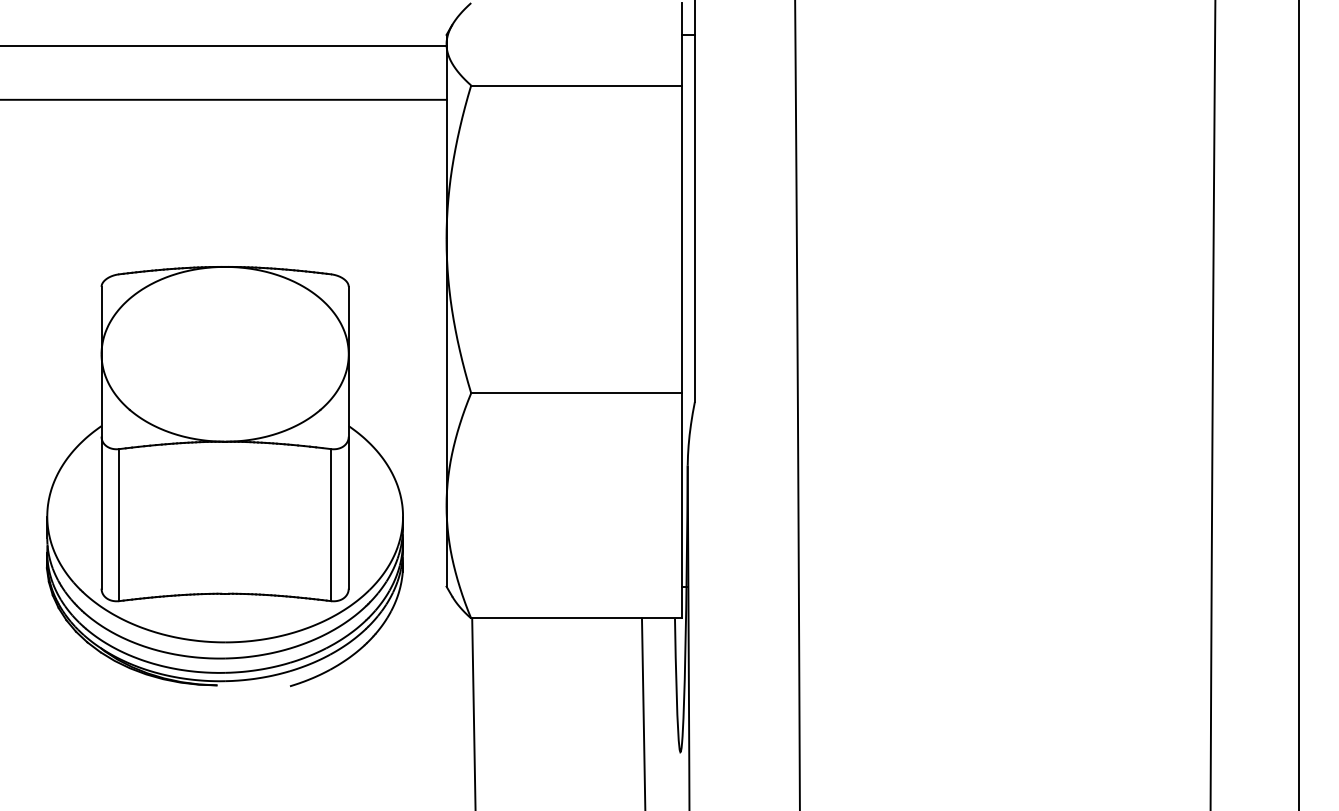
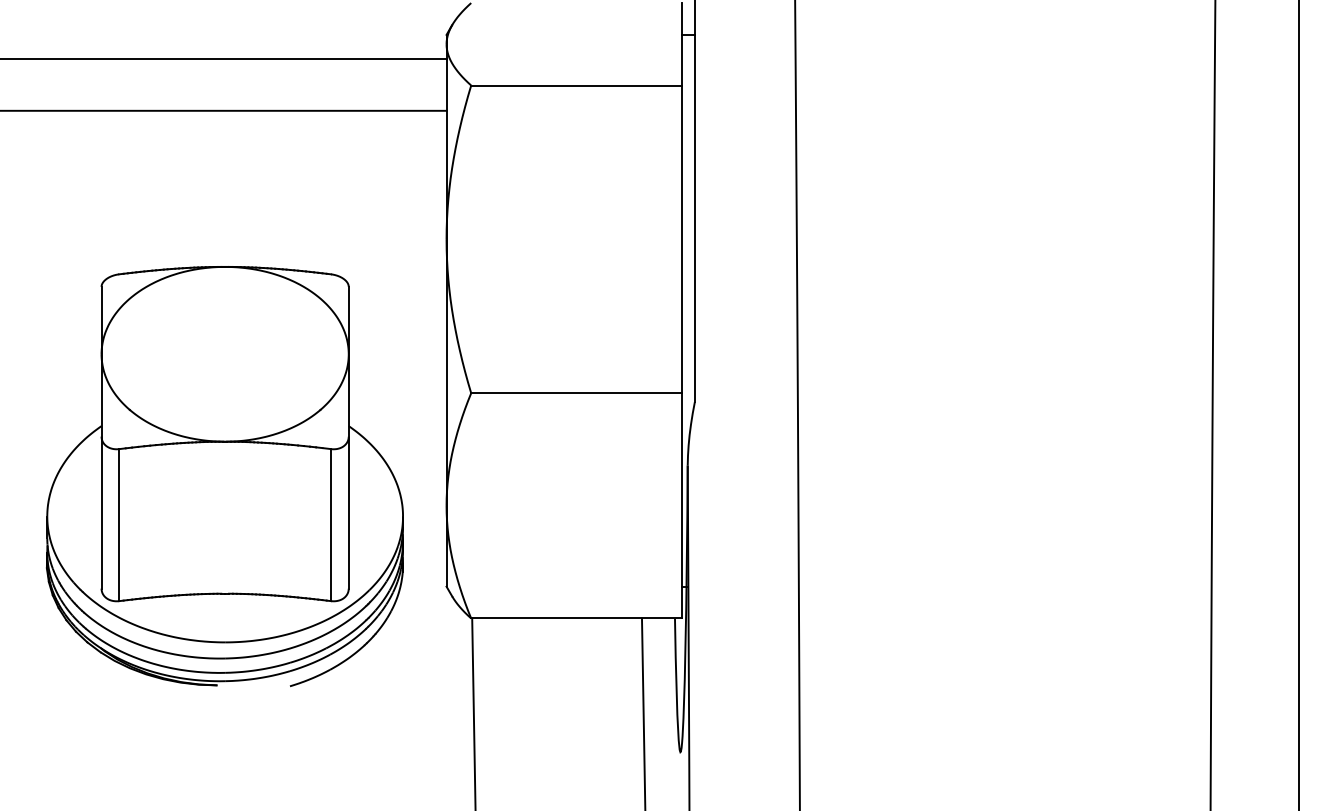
line position: (224, 46) -> (224, 59) (224, 59)
line position: (224, 99) -> (224, 110) (224, 110)
